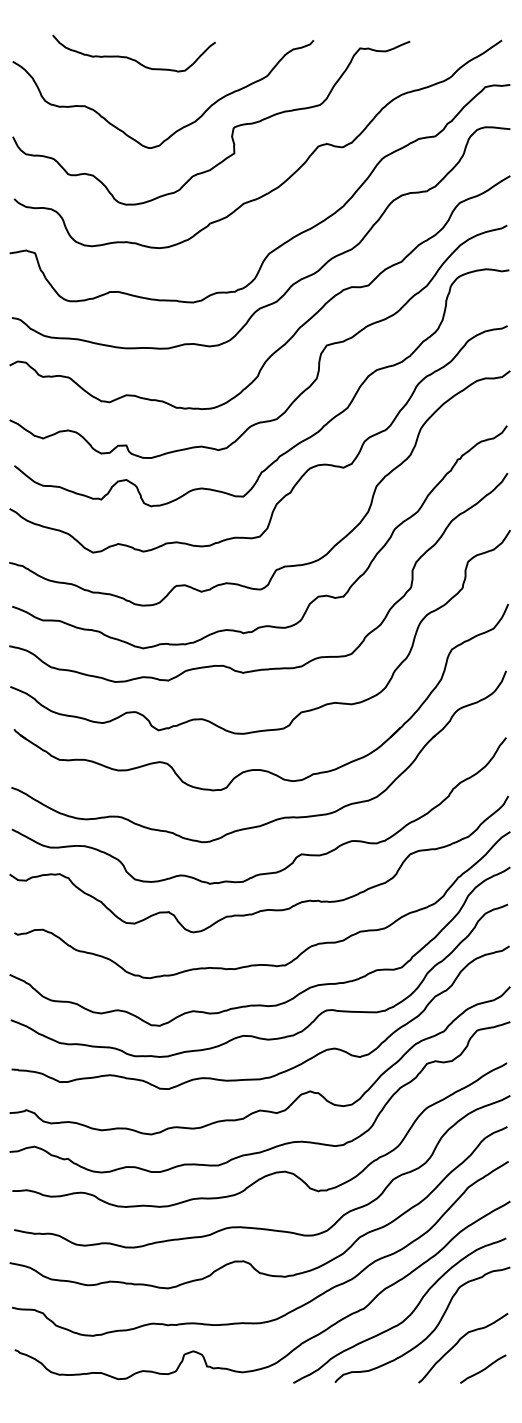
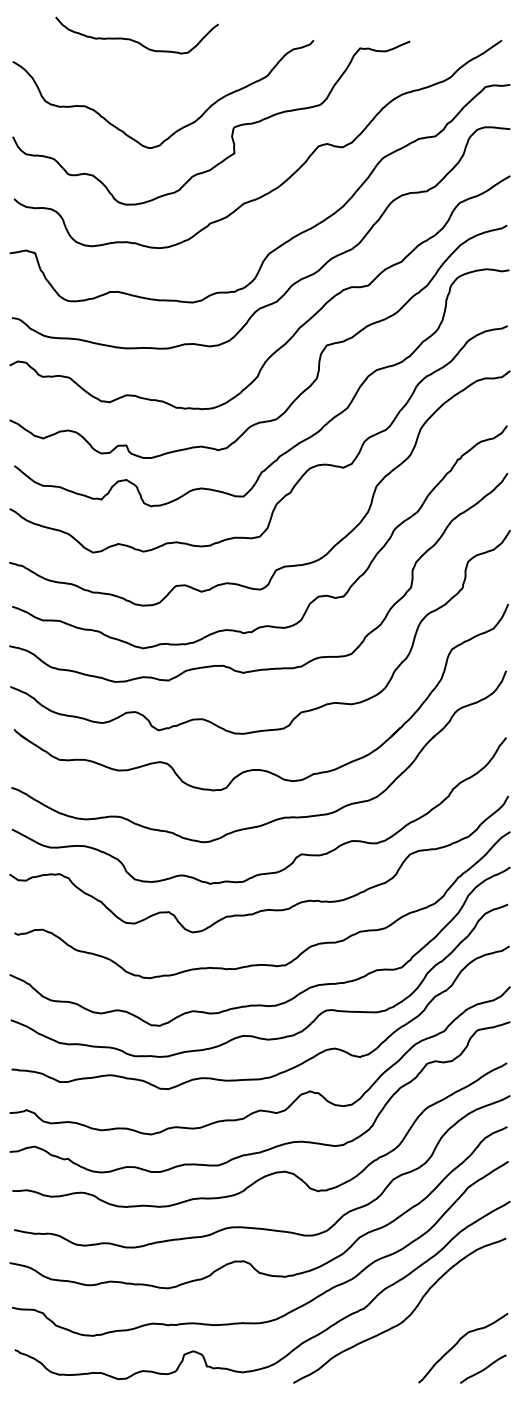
curve position: (130, 57) -> (133, 39) (133, 39)
curve: present -> none (430, 1332)
